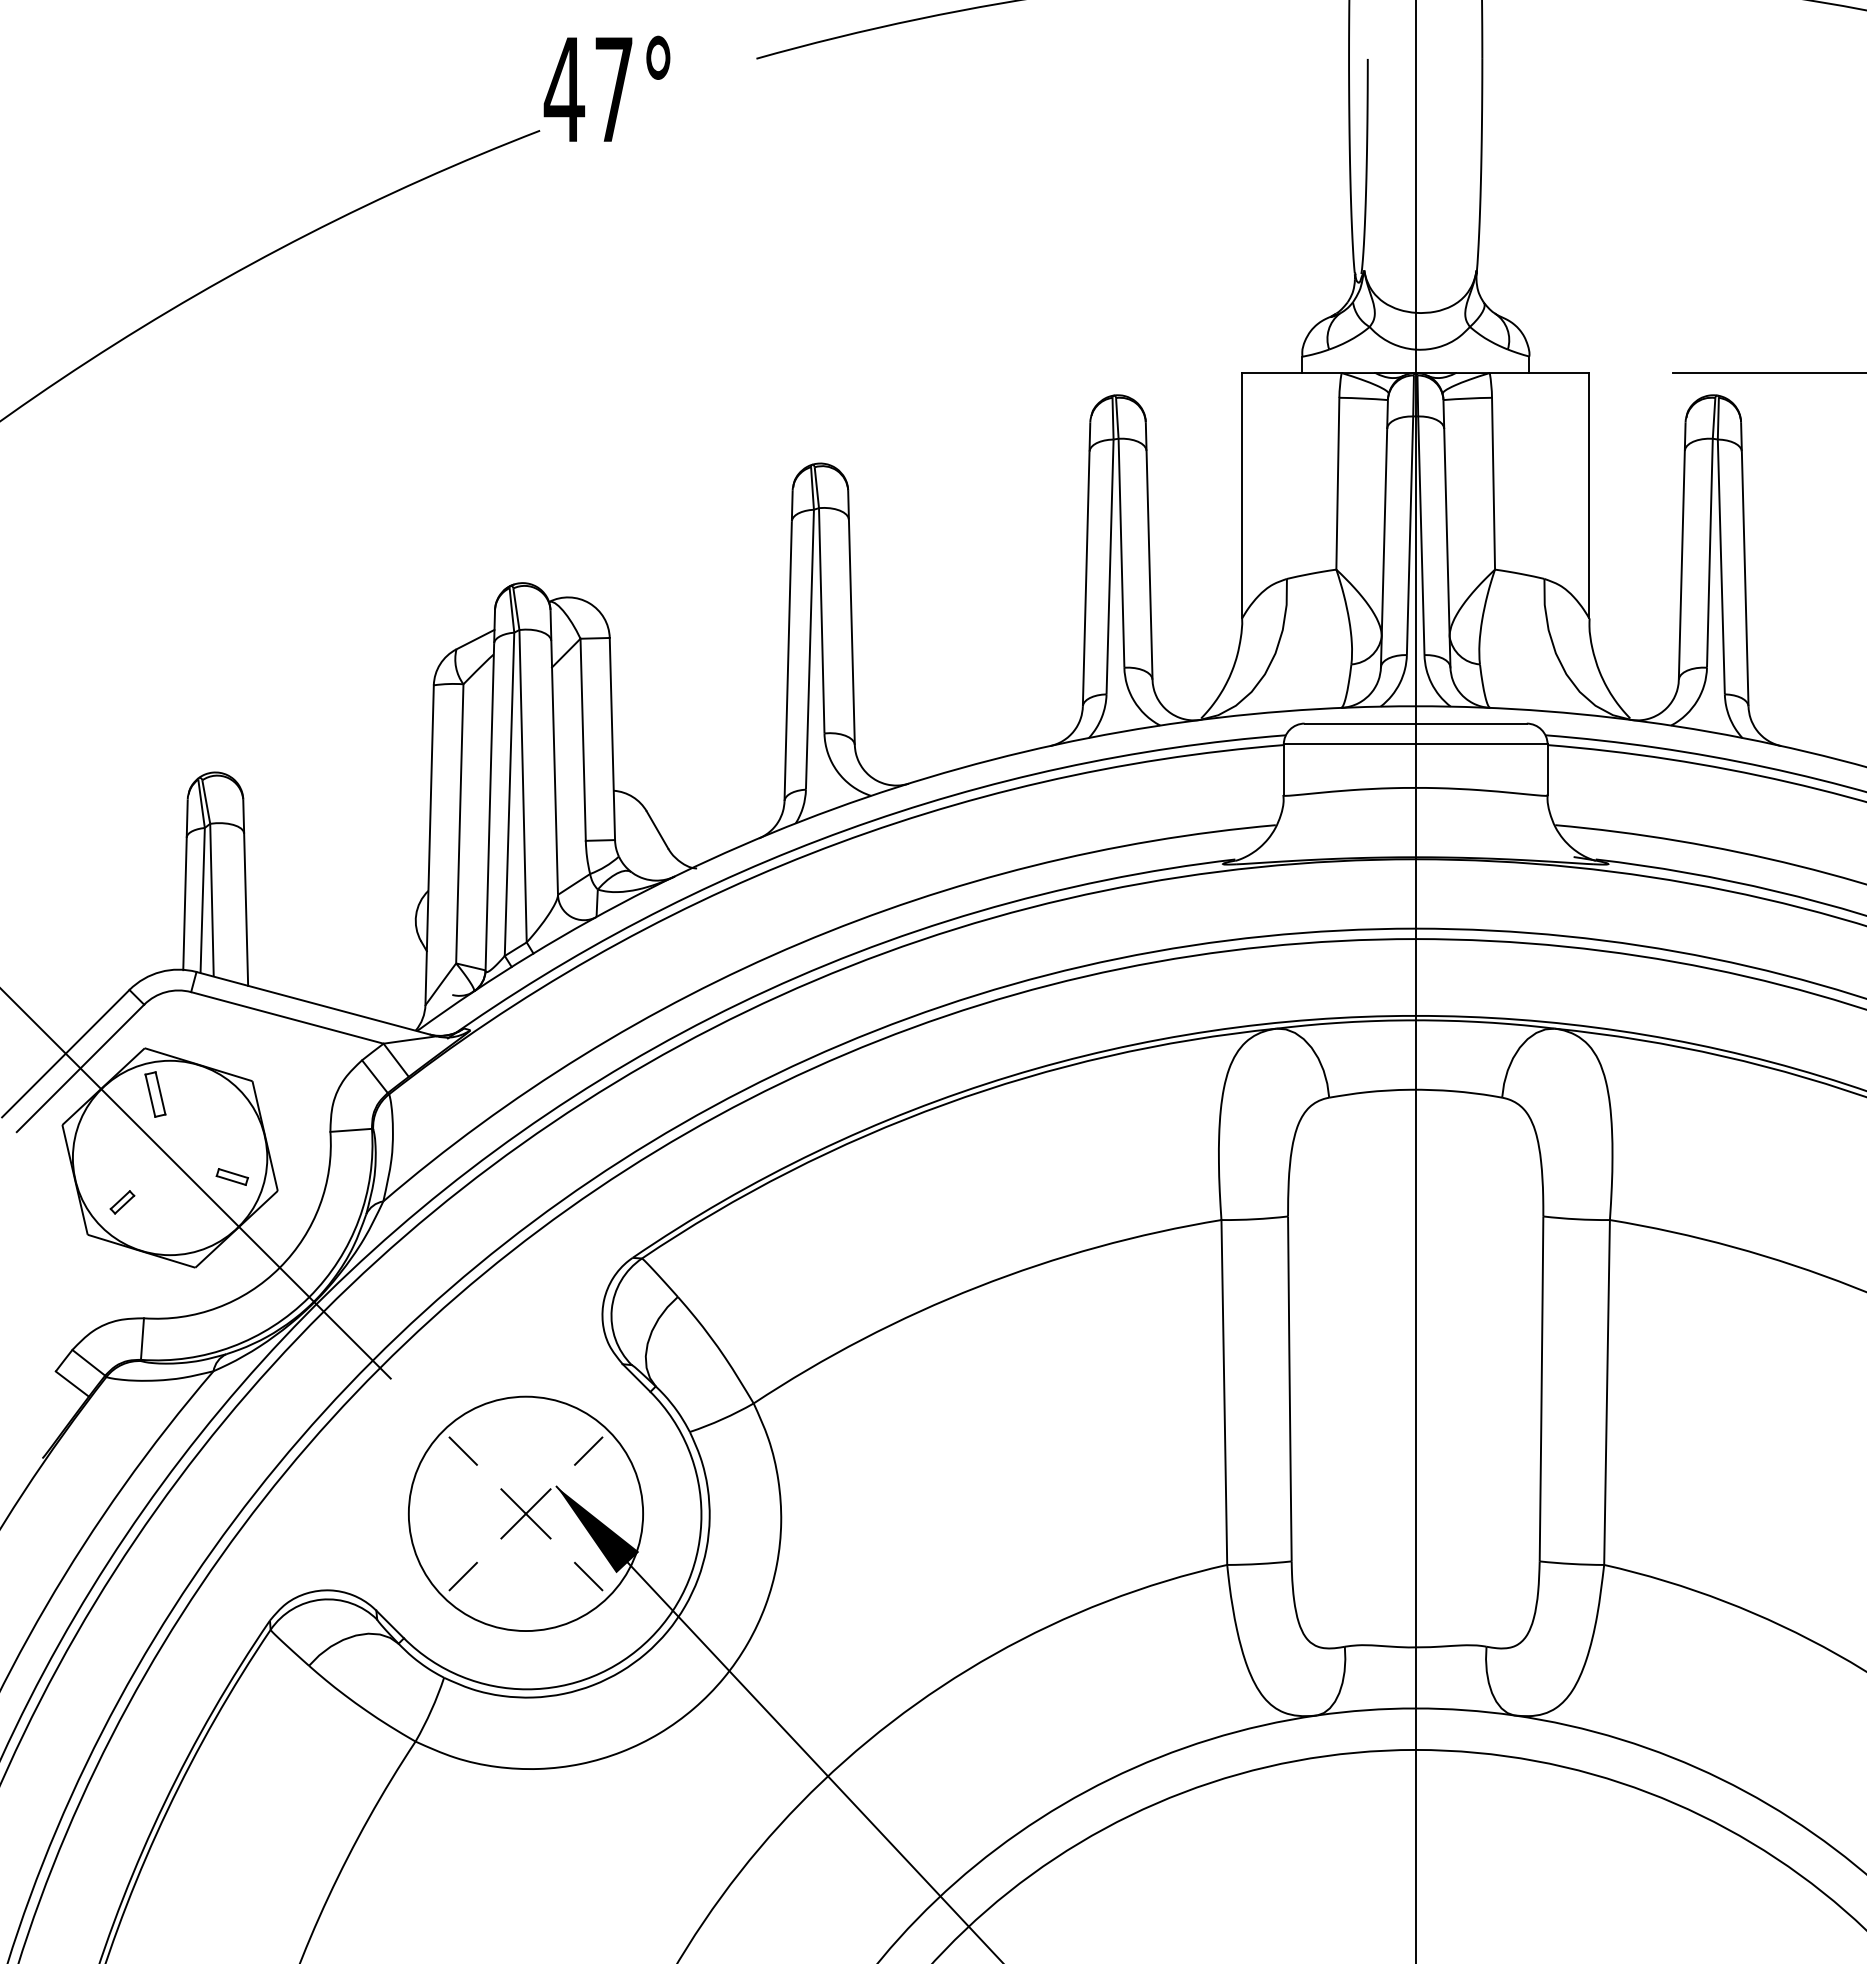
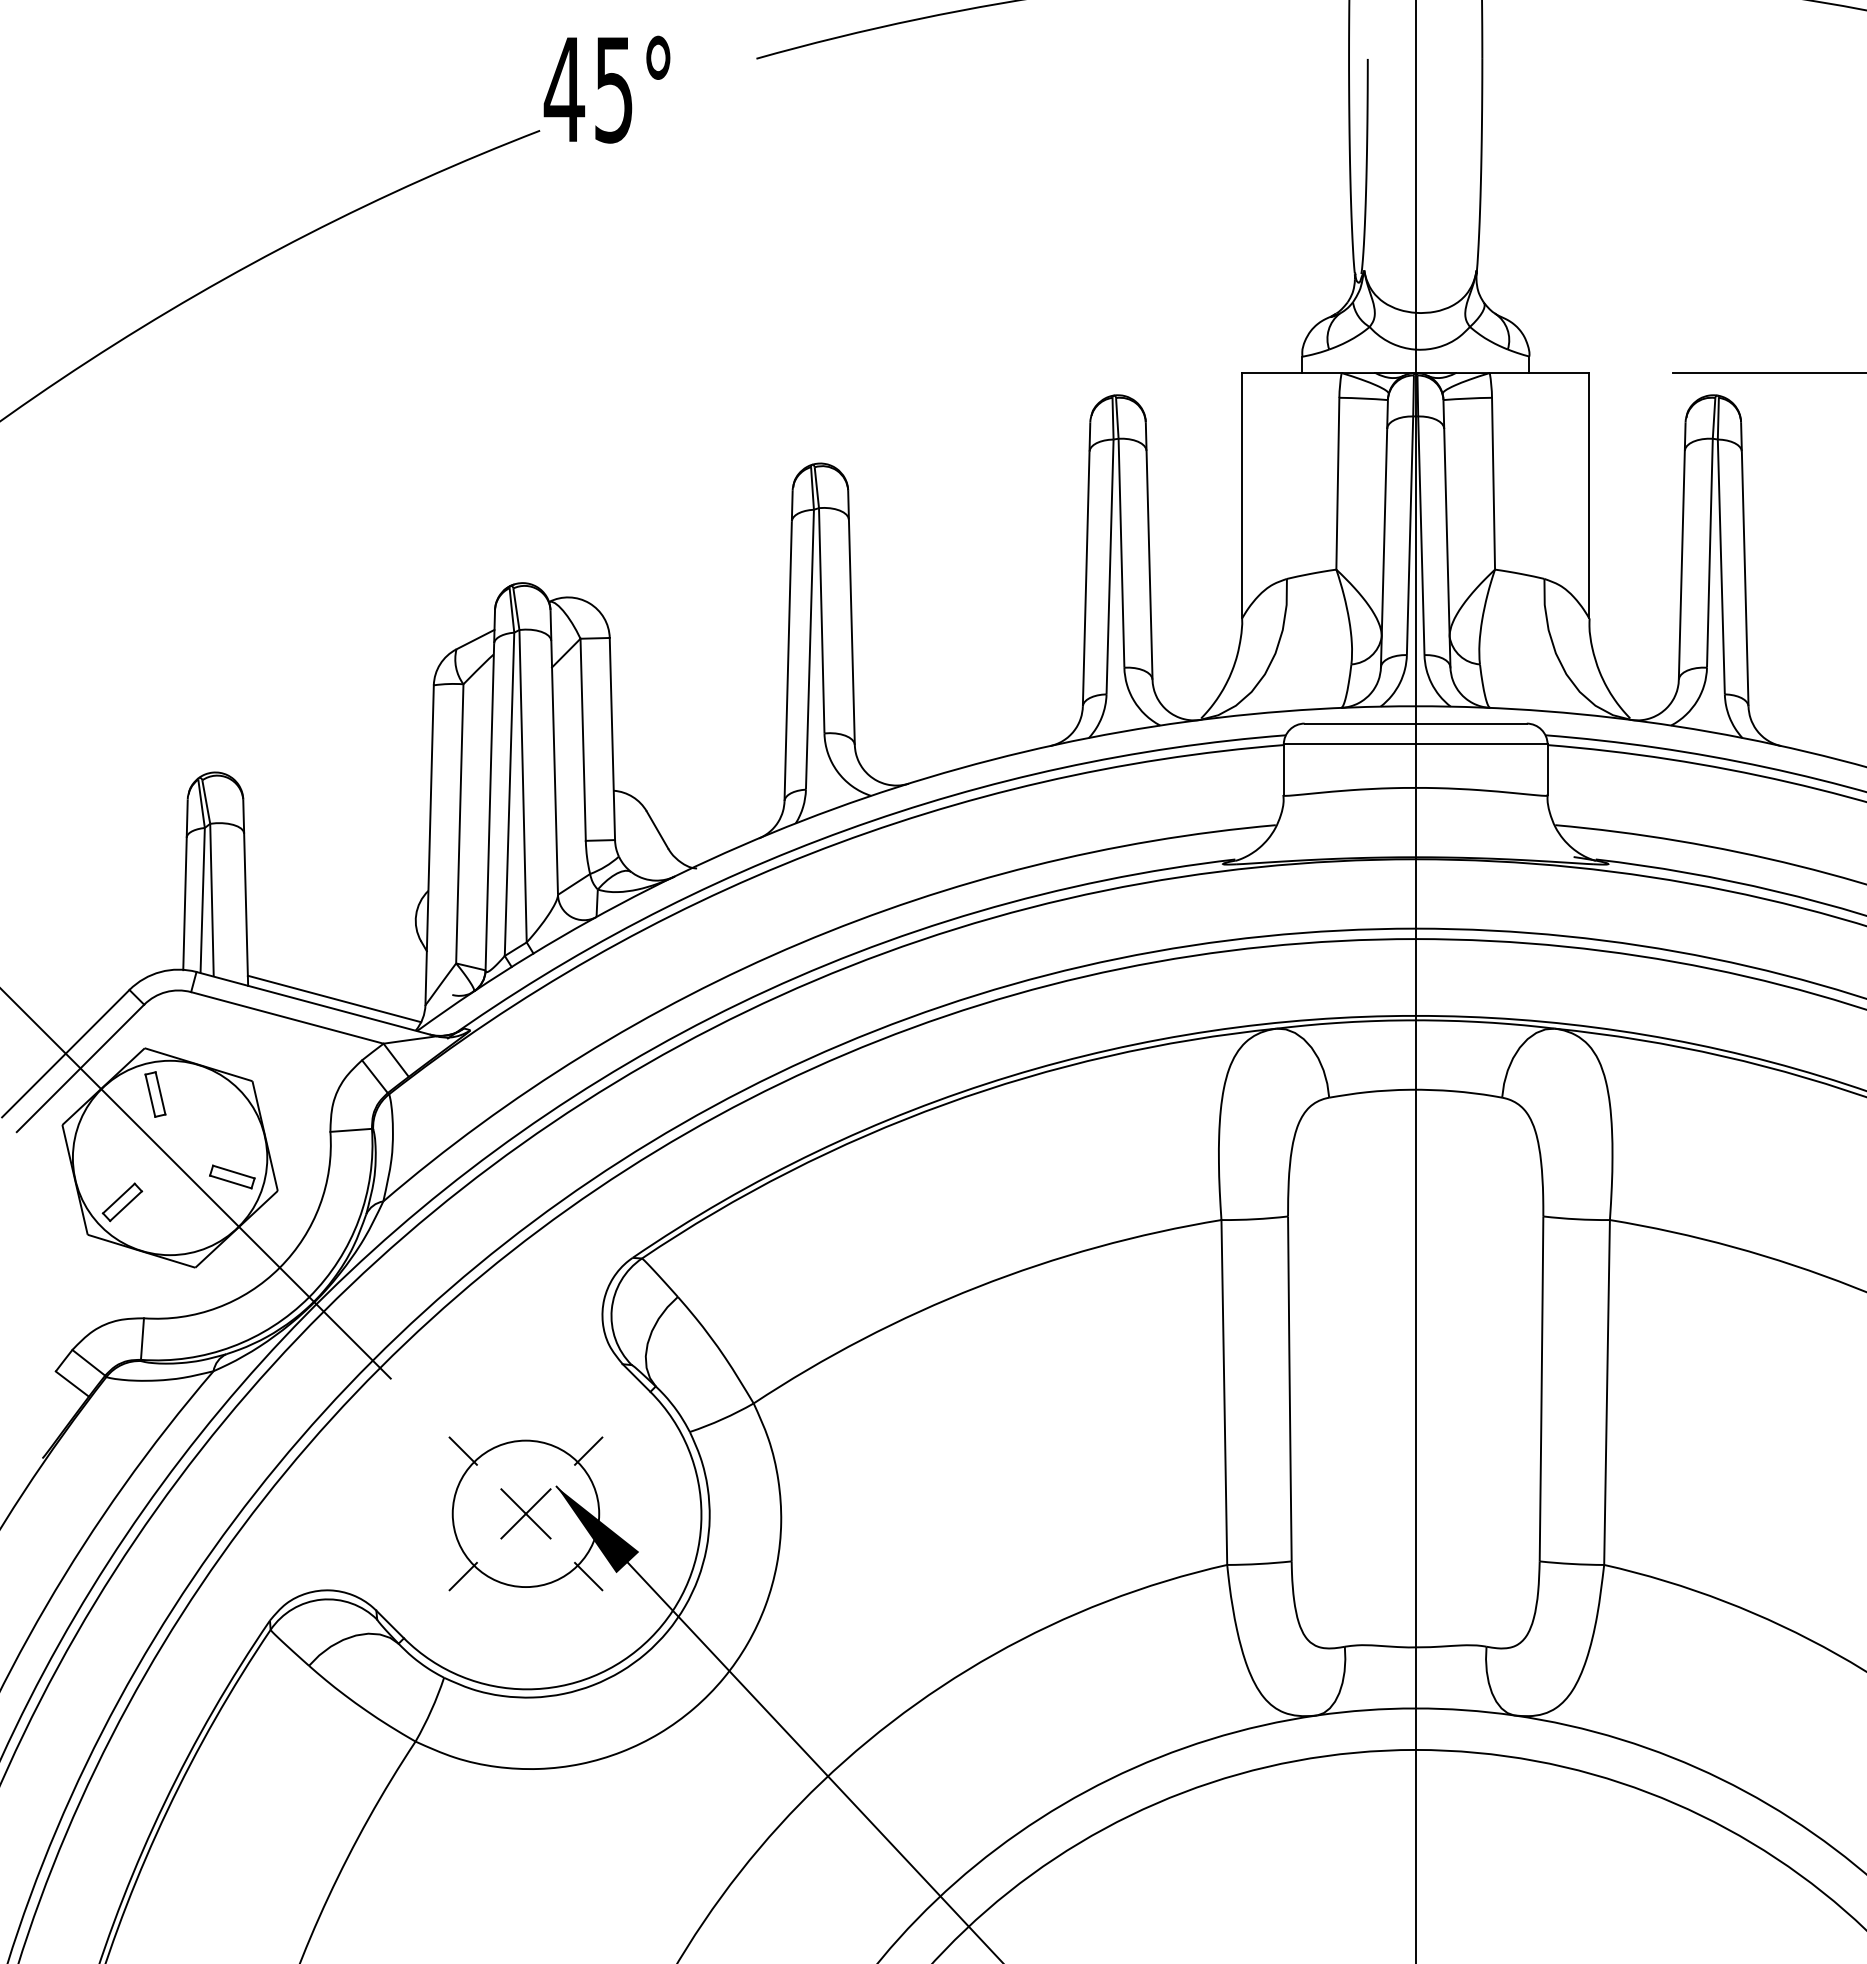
text: 47° -> 45° (613, 90)
line: none -> present (334, 998)
part size: 34x18 px -> 47x26 px (232, 1176)
part size: 27x25 px -> 43x41 px (122, 1202)
circle diameter: 234 px -> 146 px (525, 1513)
